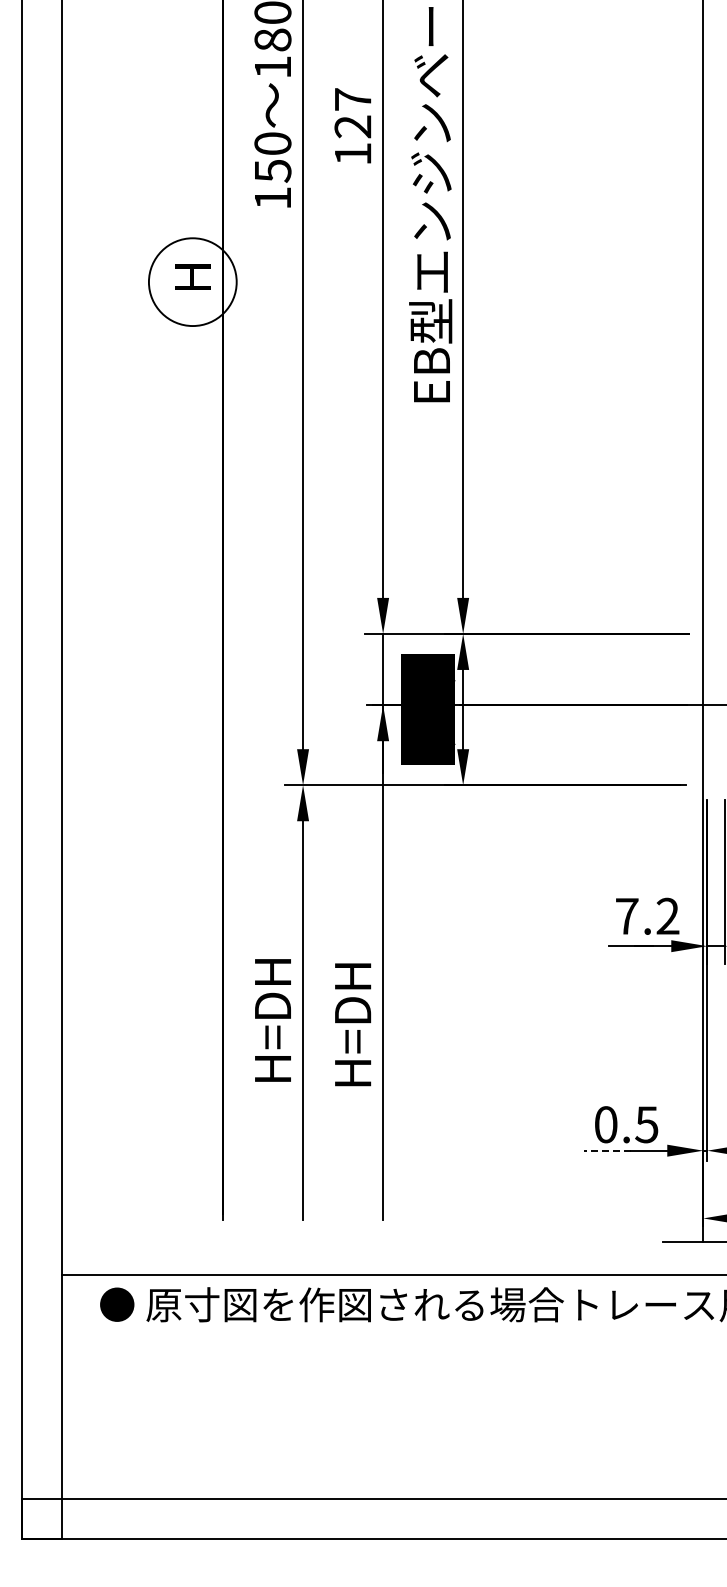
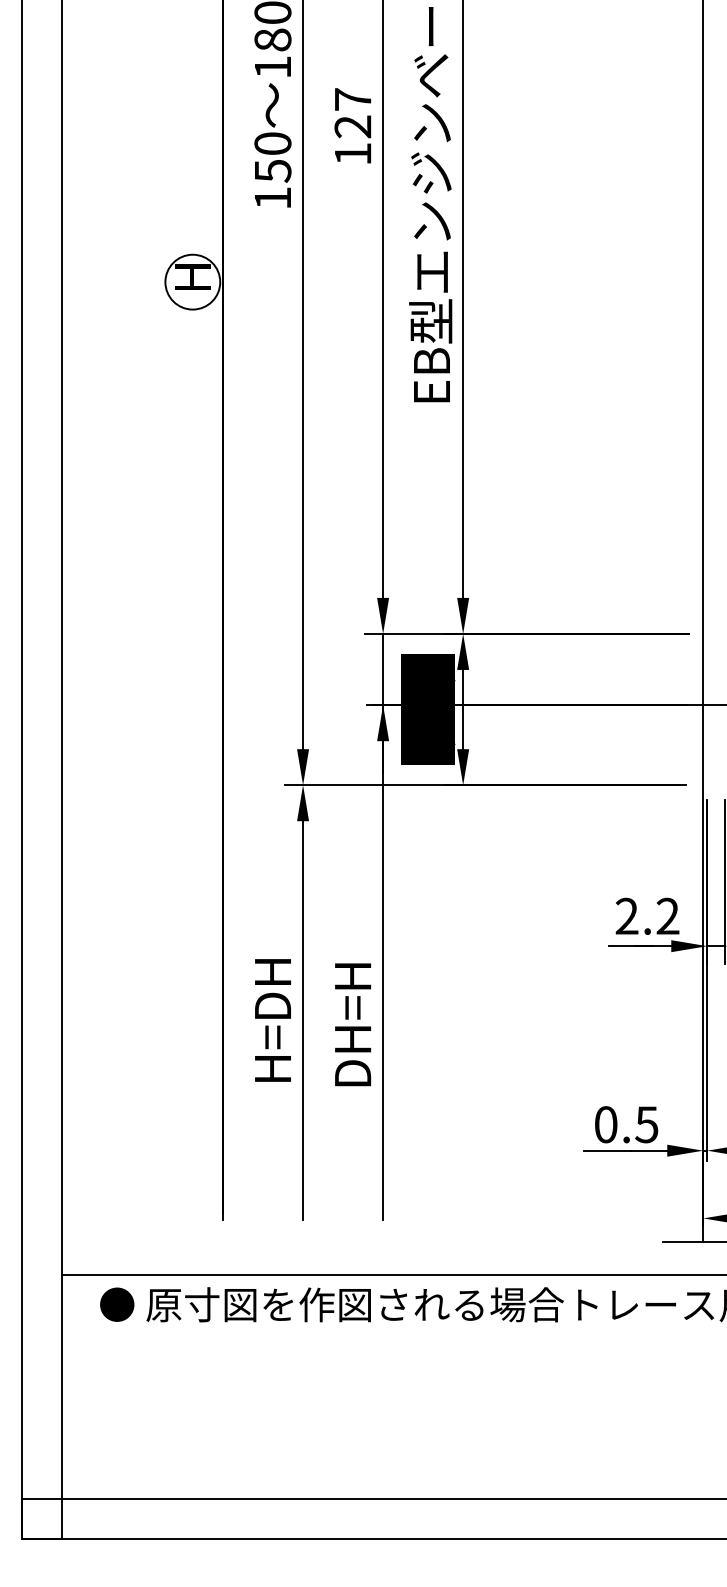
circle diameter: 88 px -> 55 px (192, 281)
text: 7.2 -> 2.2 (626, 915)
text: H=DH -> DH=H (353, 1038)
line: dashed -> solid (607, 1150)
